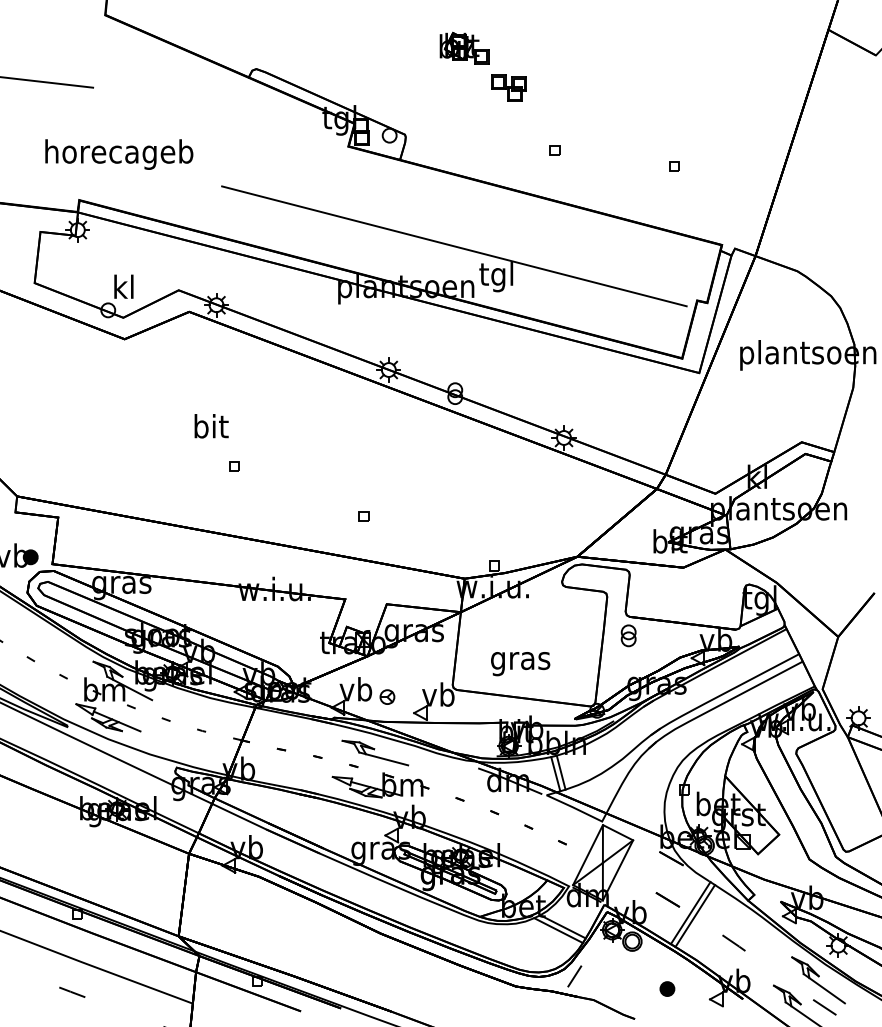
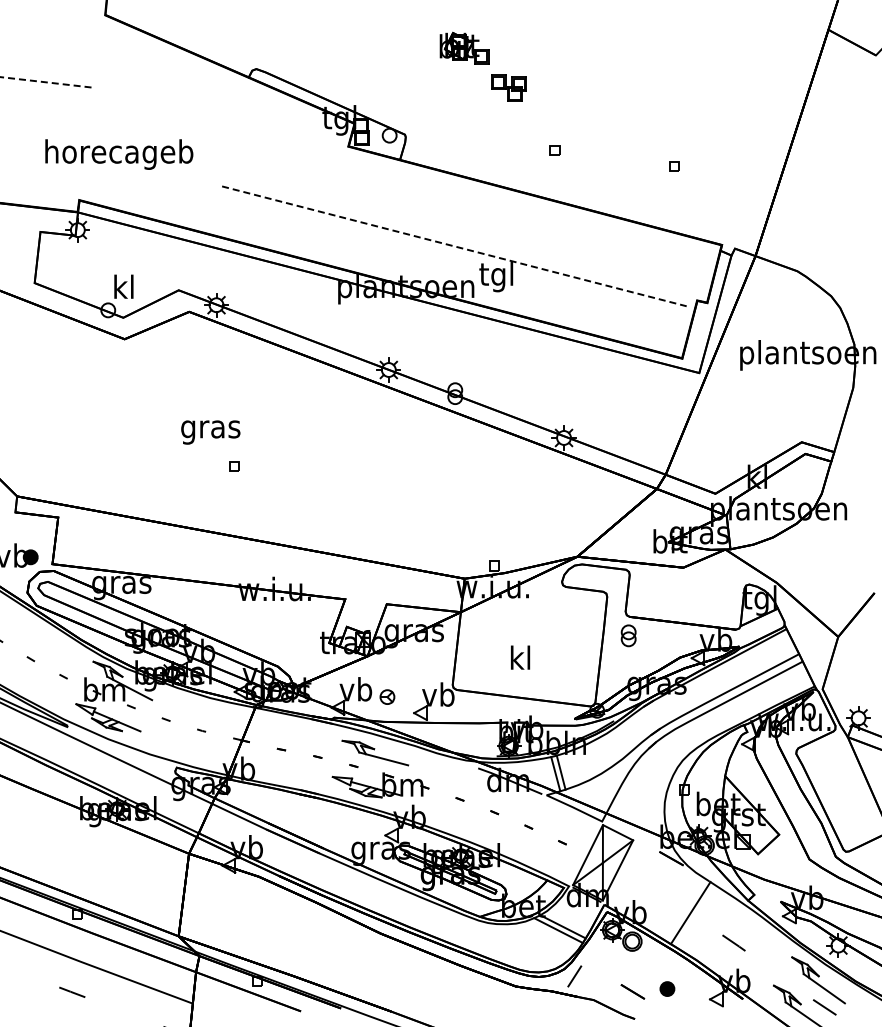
line: solid -> dashed (47, 82)
line: solid -> dashed (454, 246)
text: bit -> gras (210, 429)
part: present -> none (363, 516)
text: gras -> kl (520, 660)
line position: (667, 899) -> (632, 991) (632, 991)
line: present -> none (695, 915)
